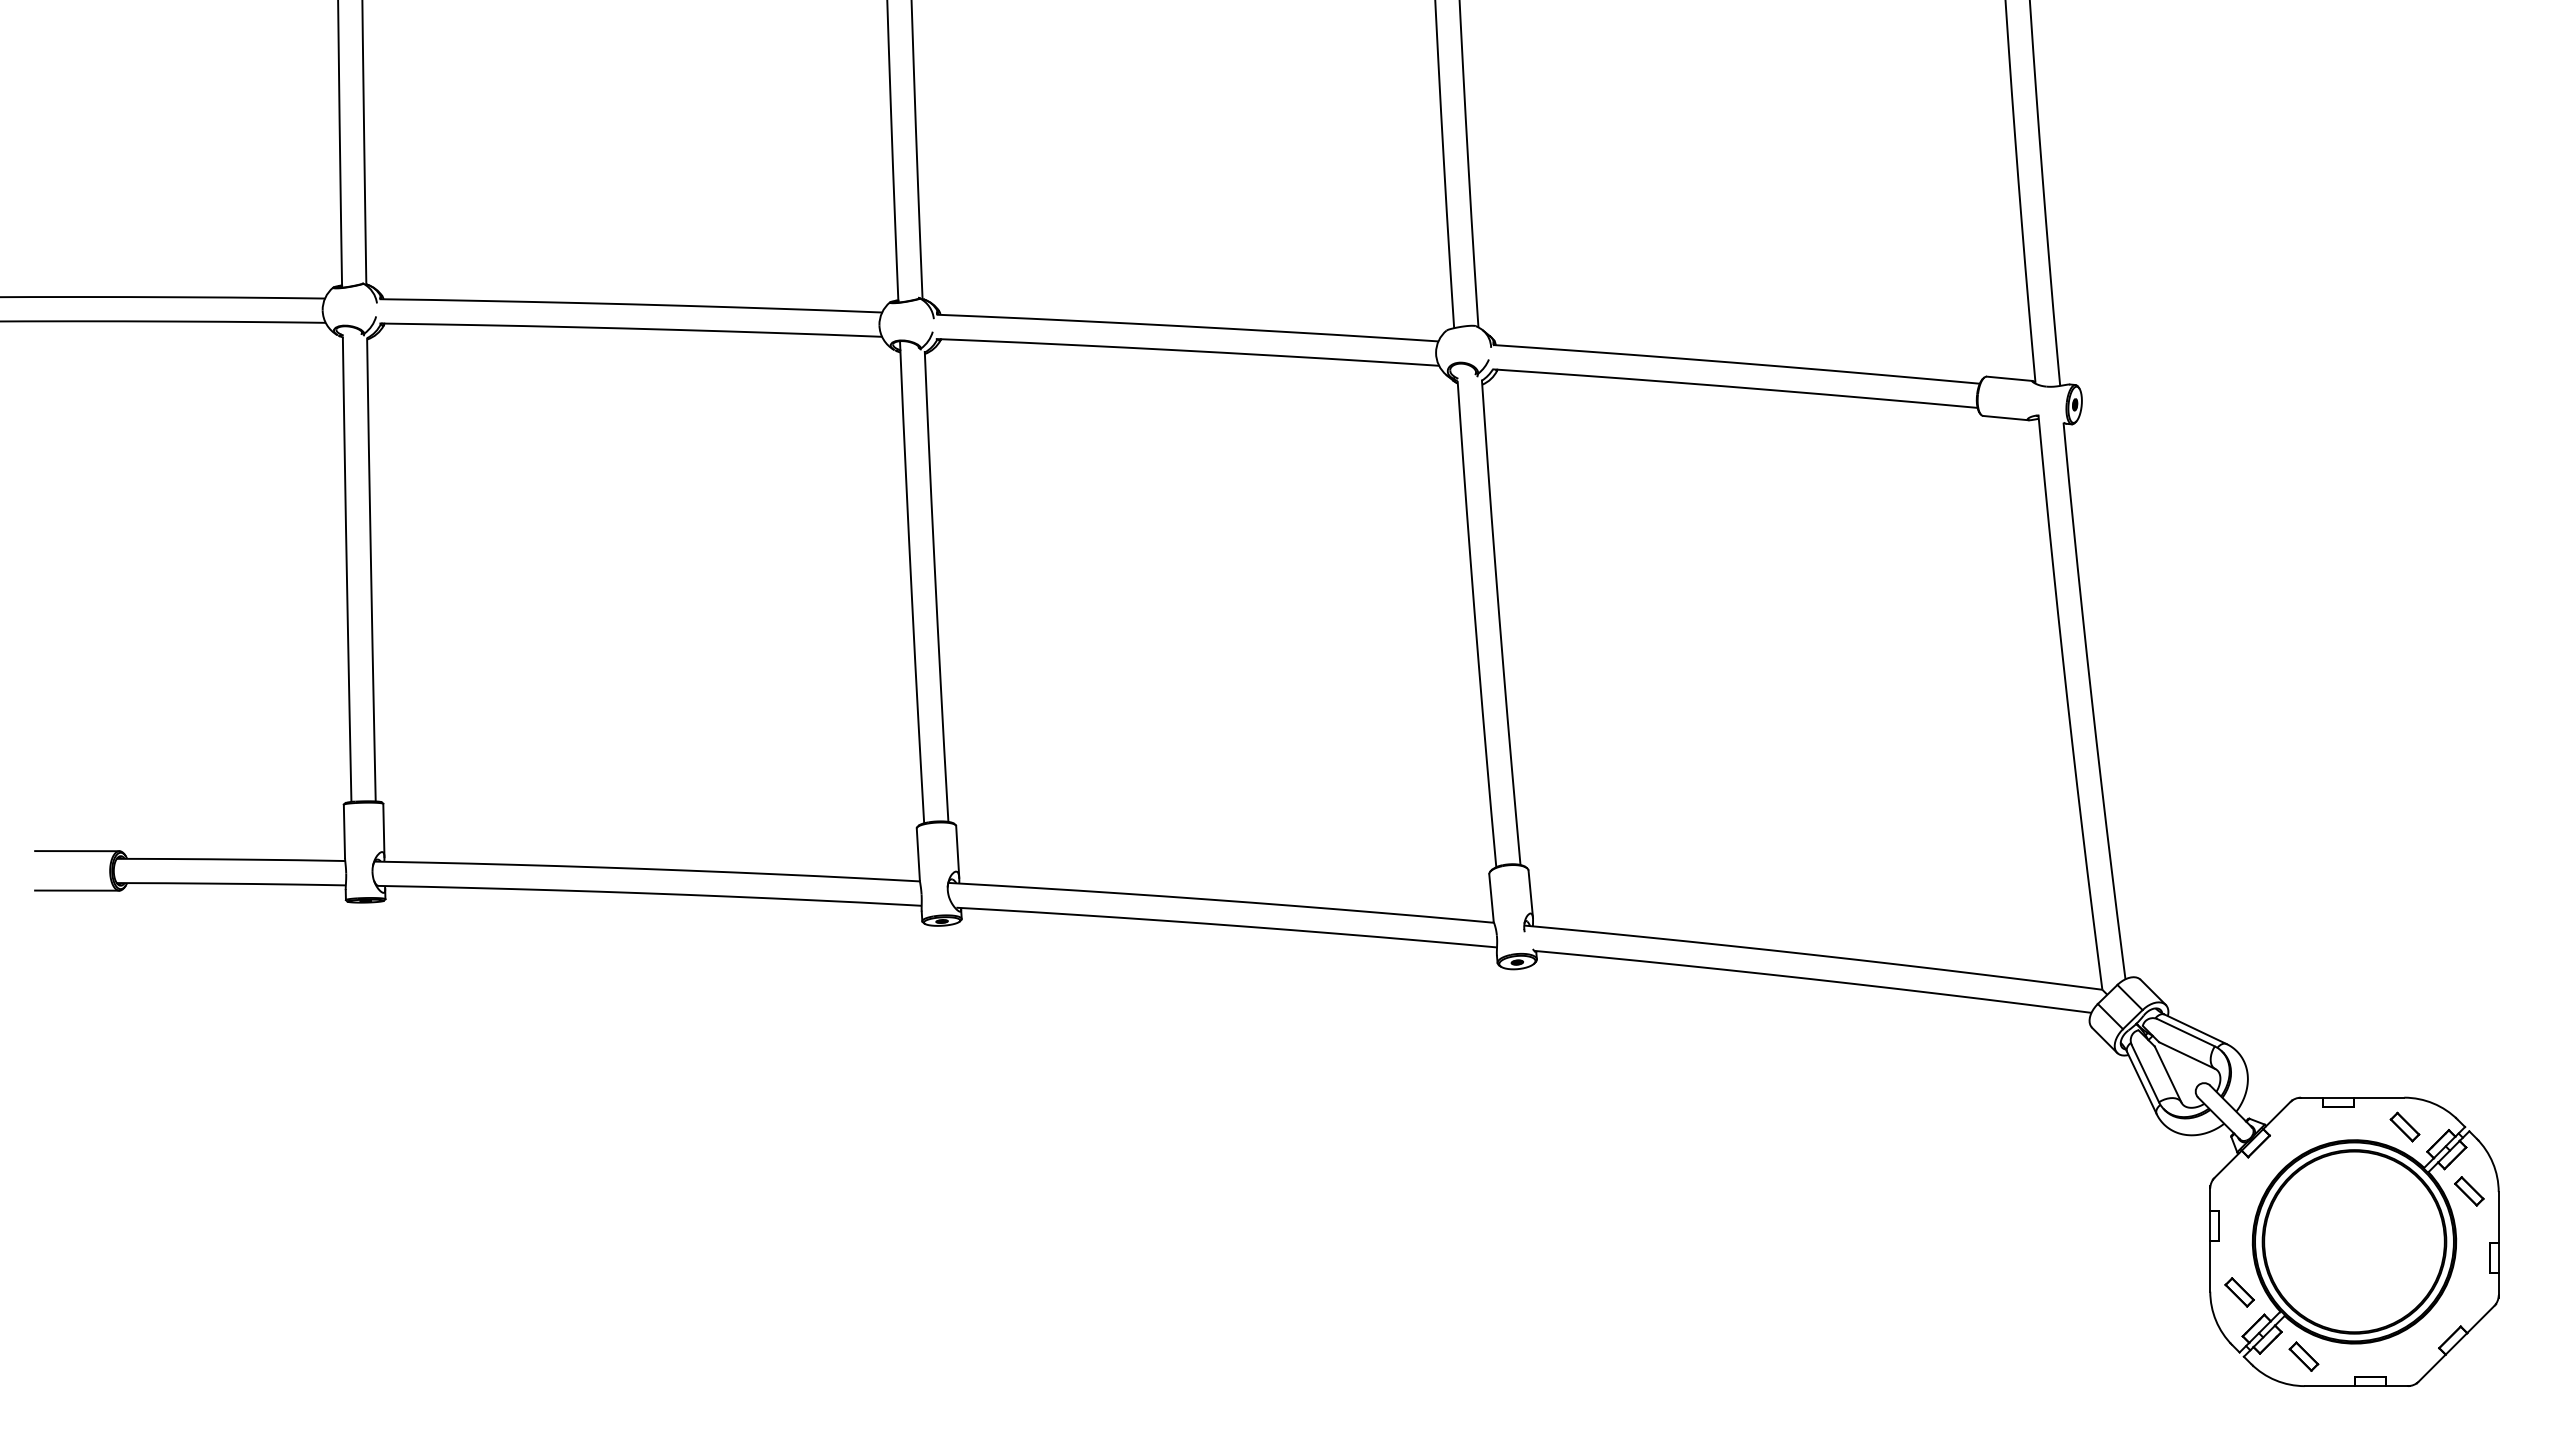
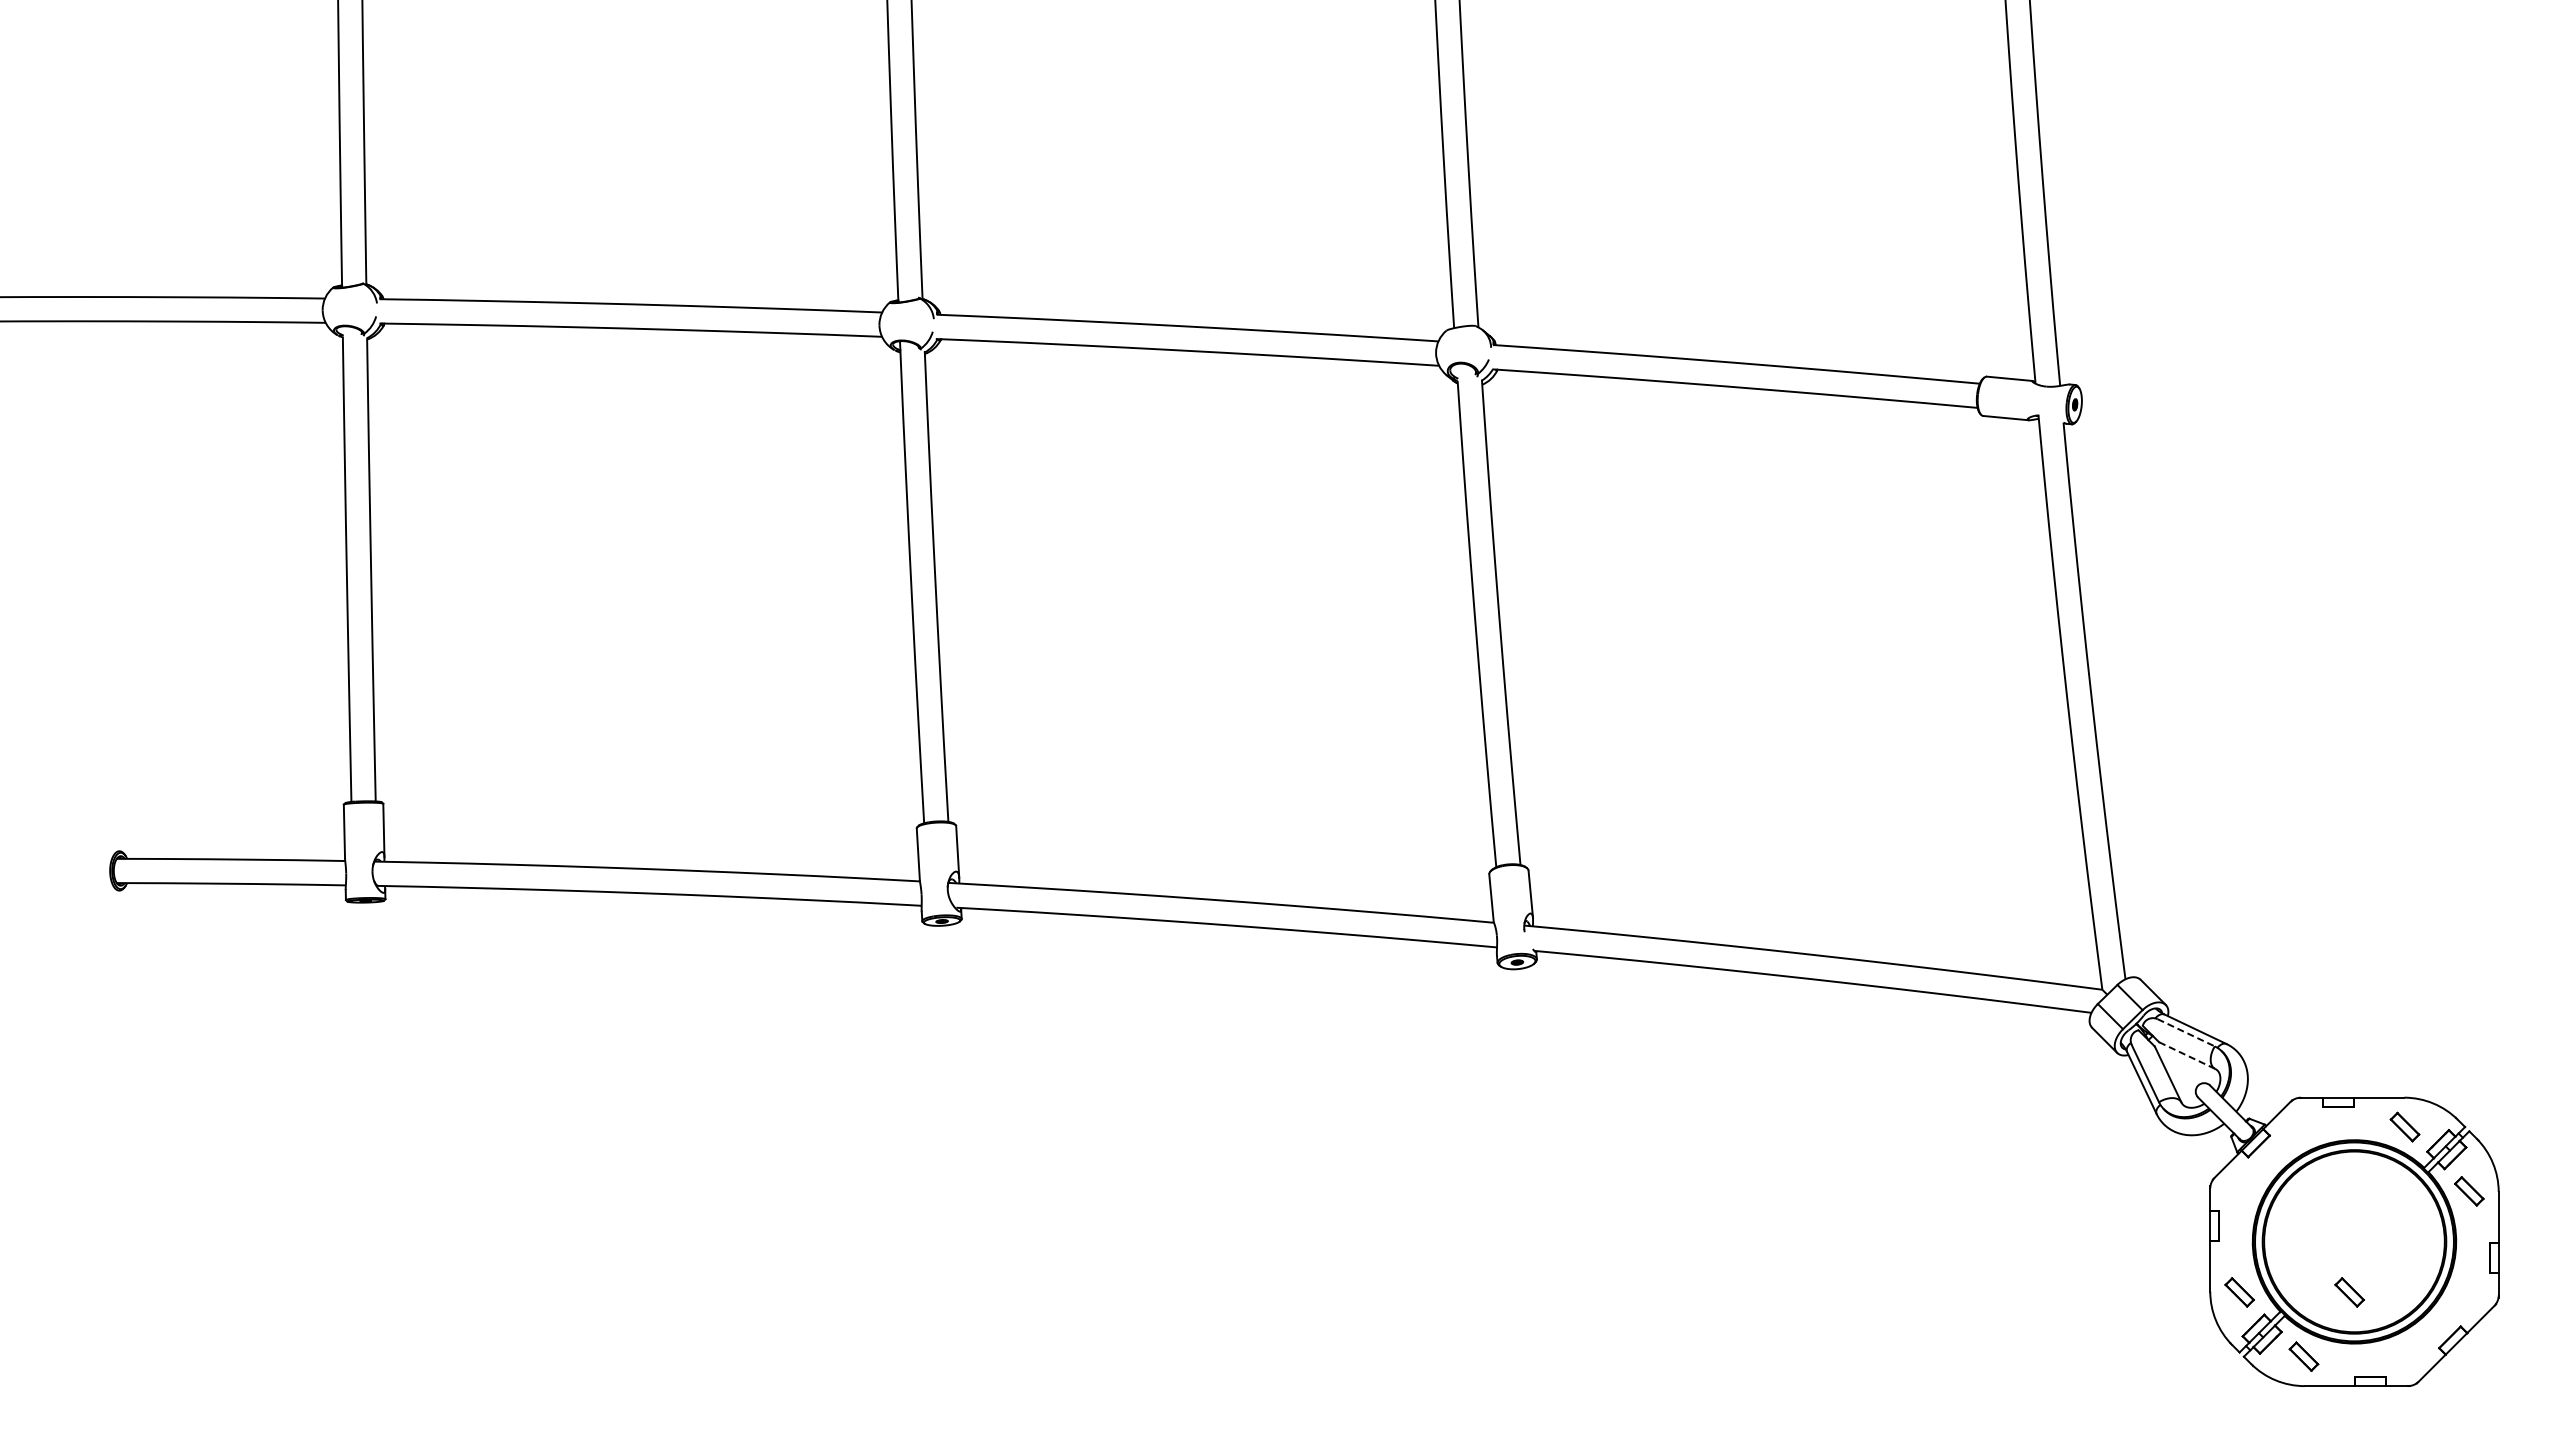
line: present -> none (77, 851)
line: present -> none (77, 890)
line: solid -> dashed (2186, 1032)
line: solid -> dashed (2187, 1055)
part: none -> present (2349, 1292)
